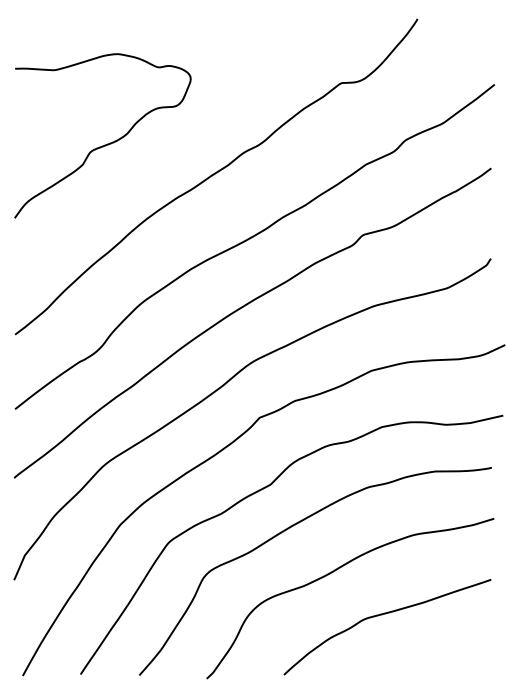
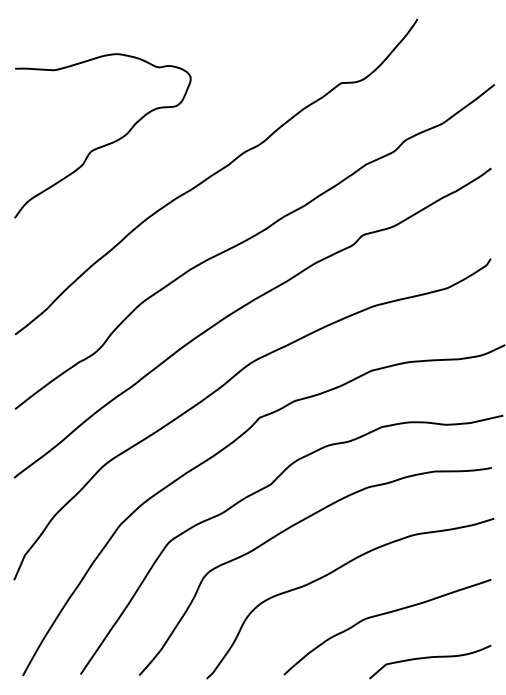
curve: none -> present (430, 658)
